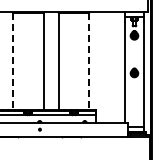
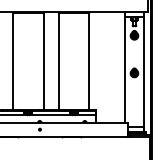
line: dashed -> solid (13, 61)
line: dashed -> solid (89, 61)
